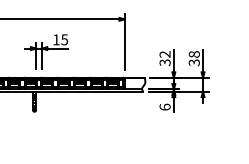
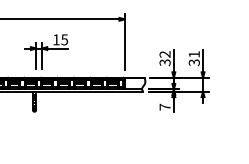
text: 38 -> 31 (193, 54)
text: 6 -> 7 (164, 106)
